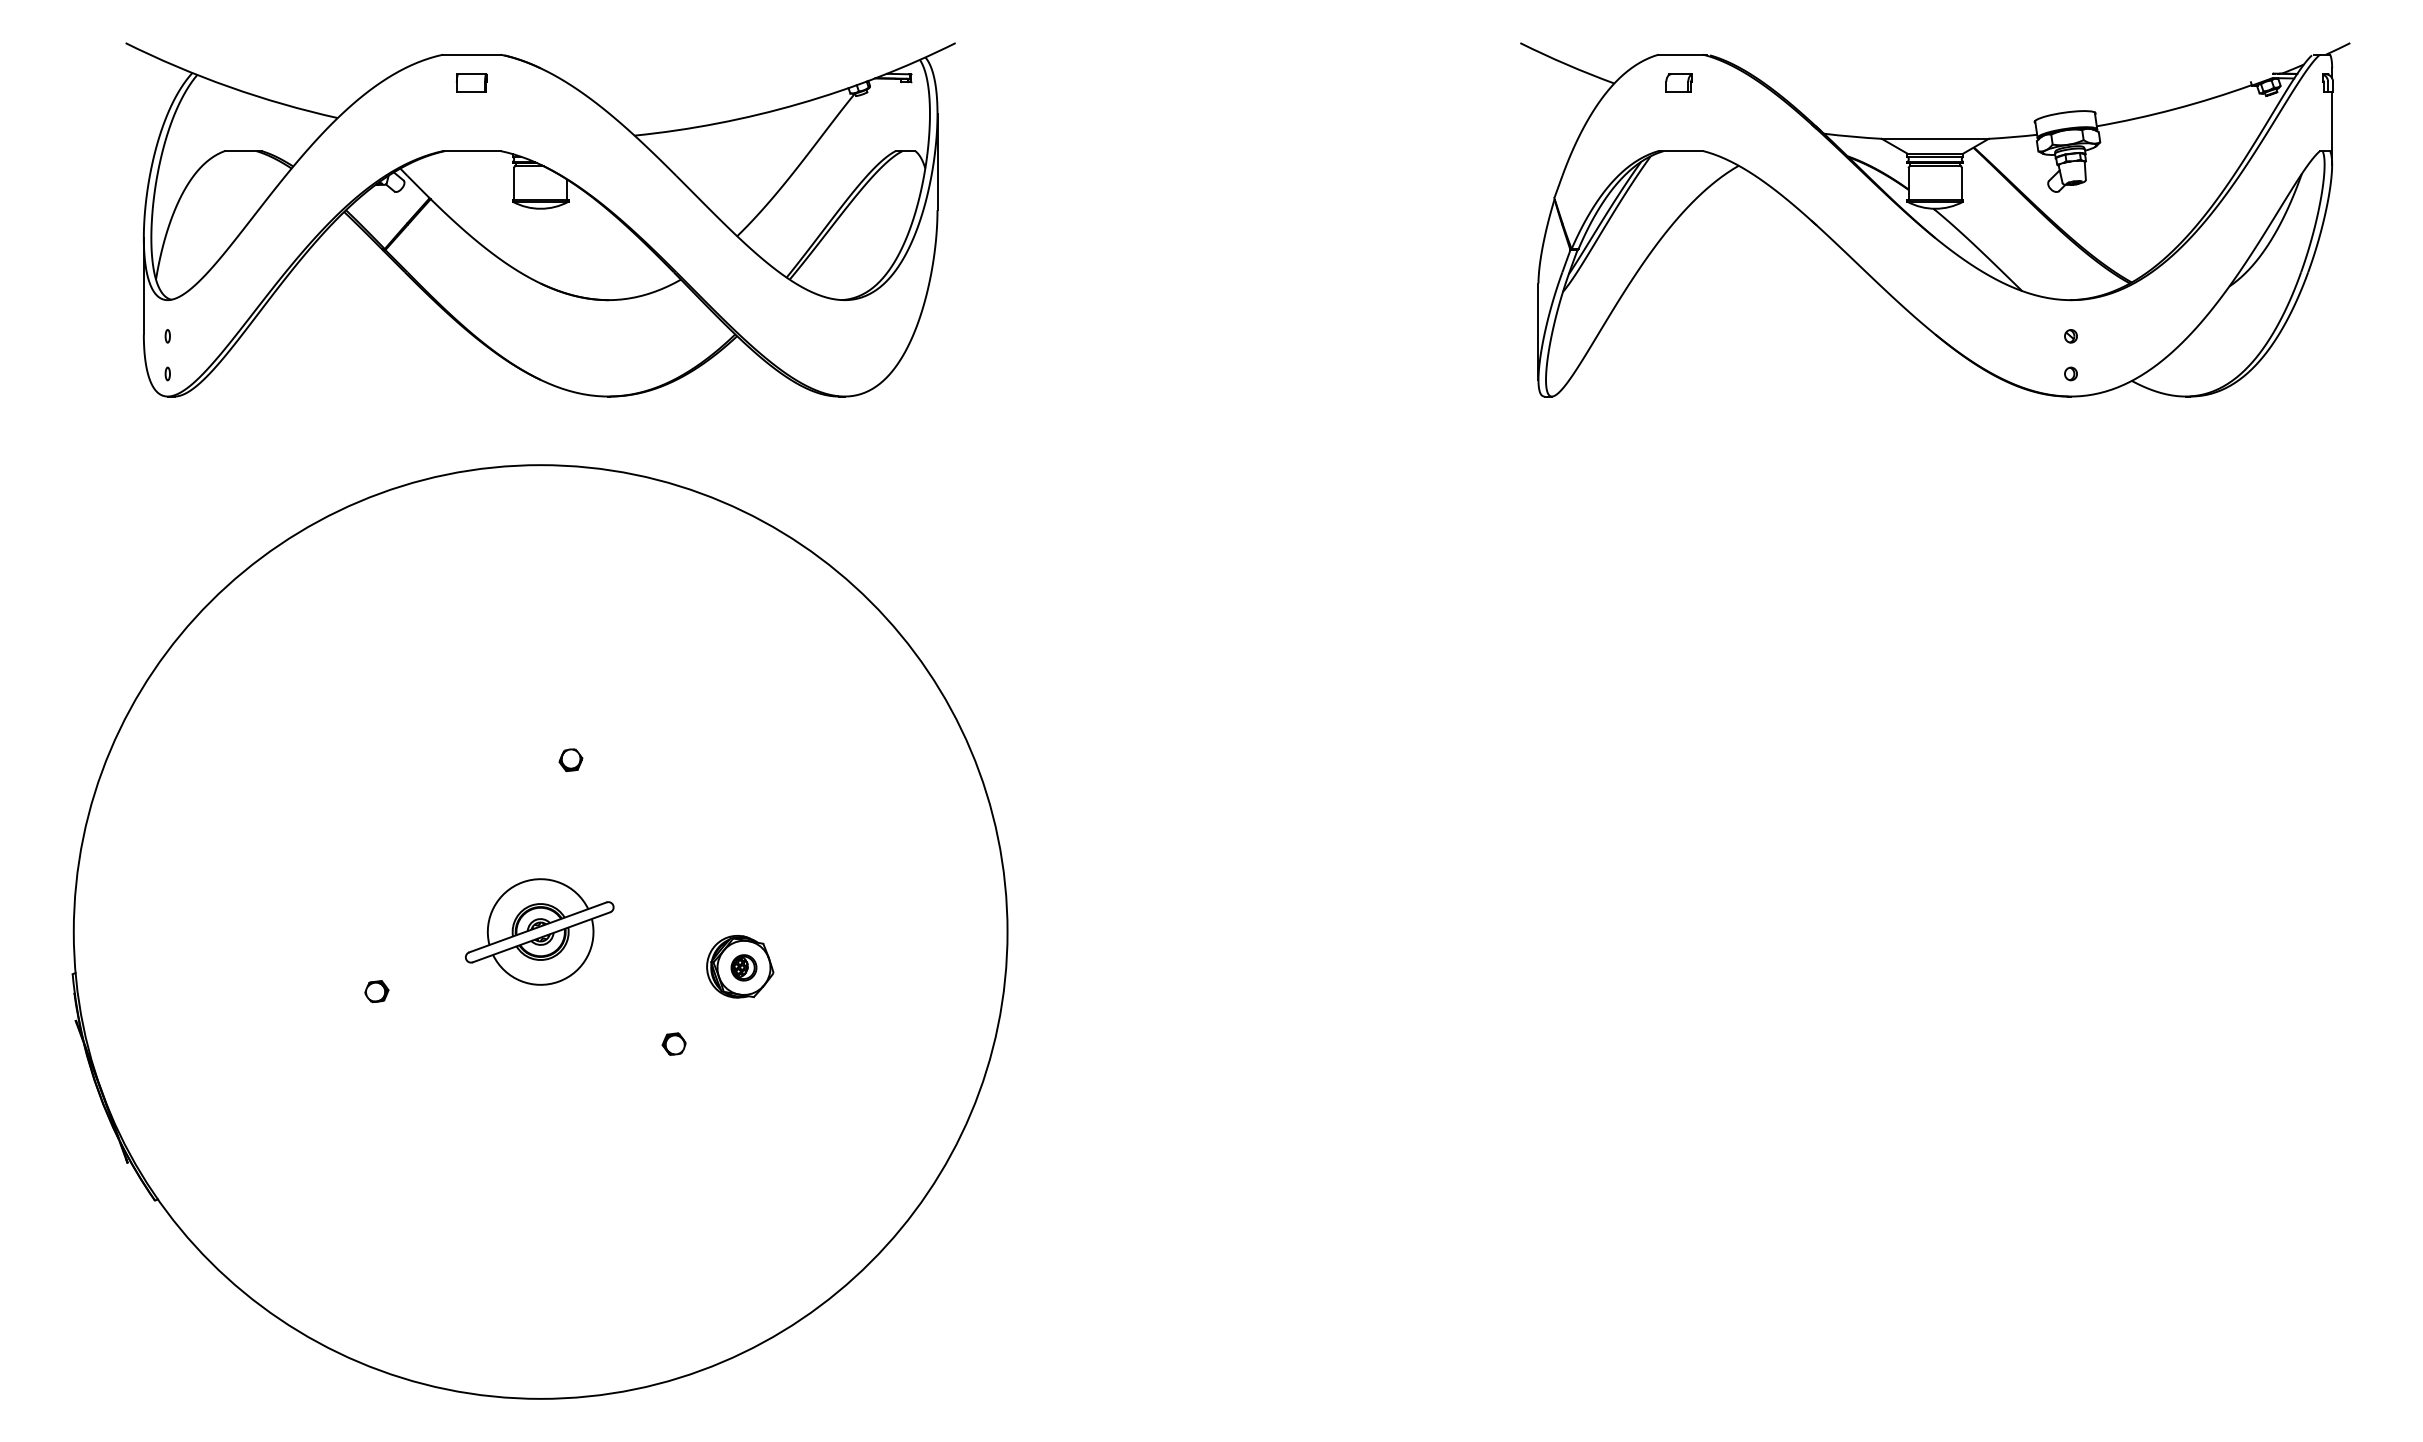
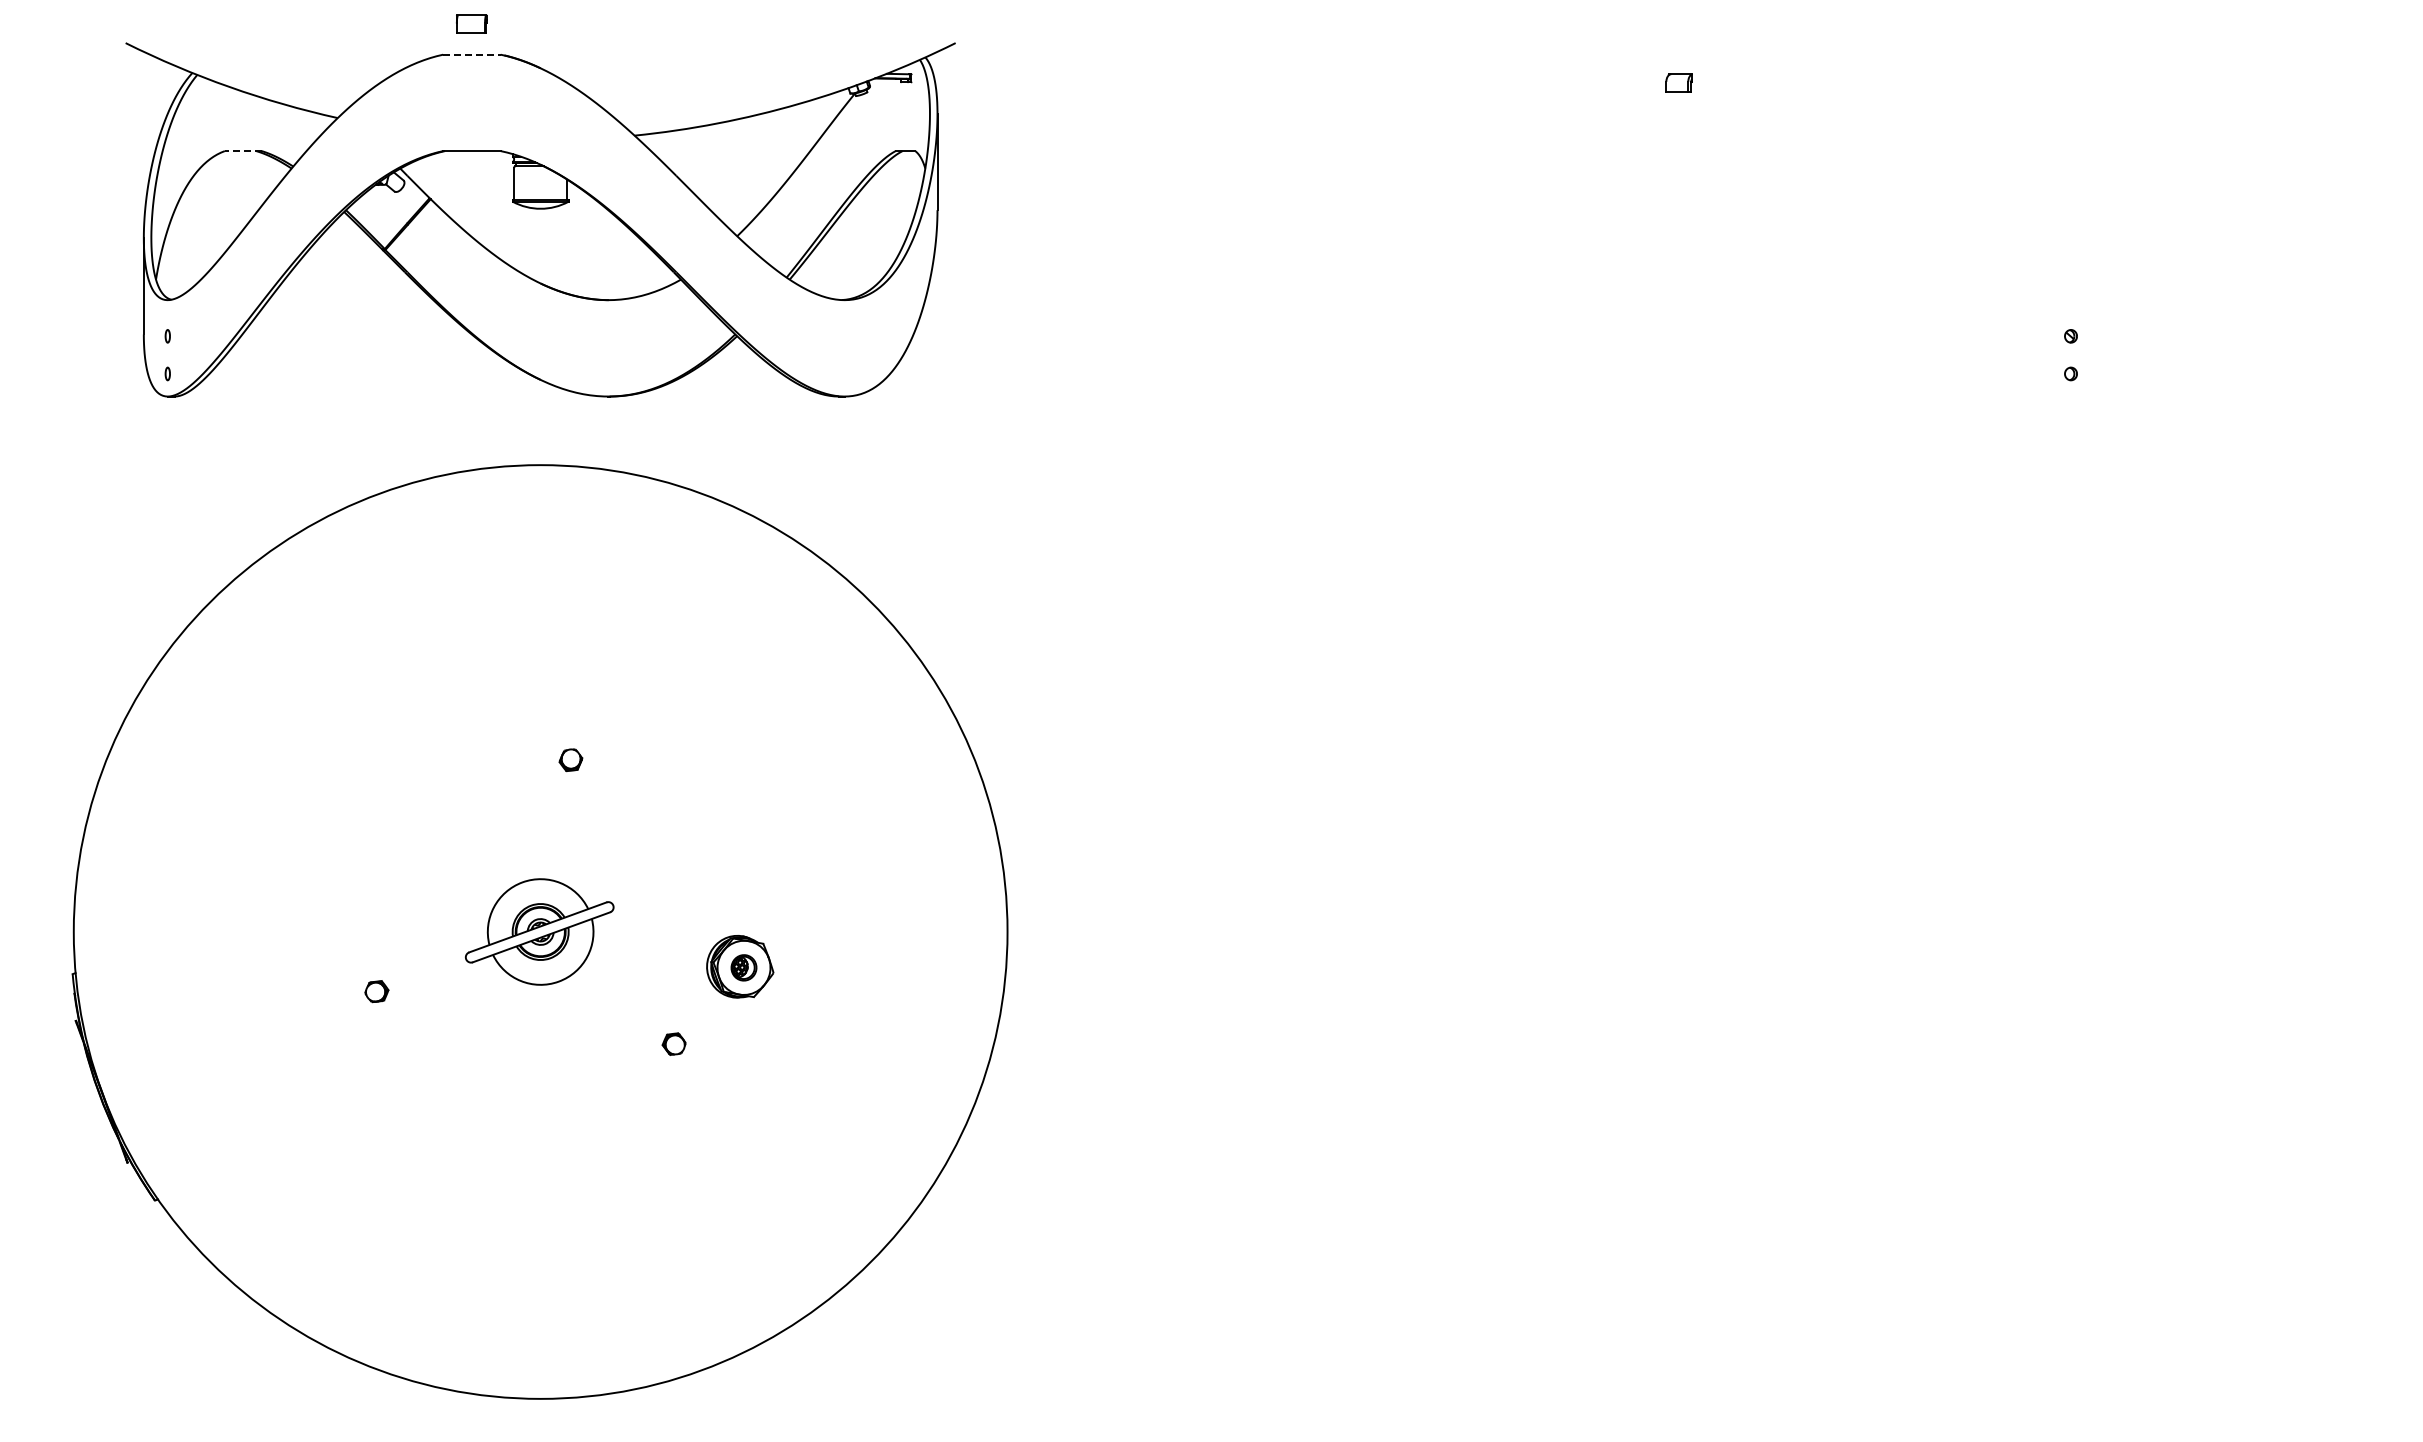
line: solid -> dashed (471, 54)
part position: (471, 82) -> (471, 23) (471, 23)
line: solid -> dashed (242, 151)
part: present -> none (1935, 219)
